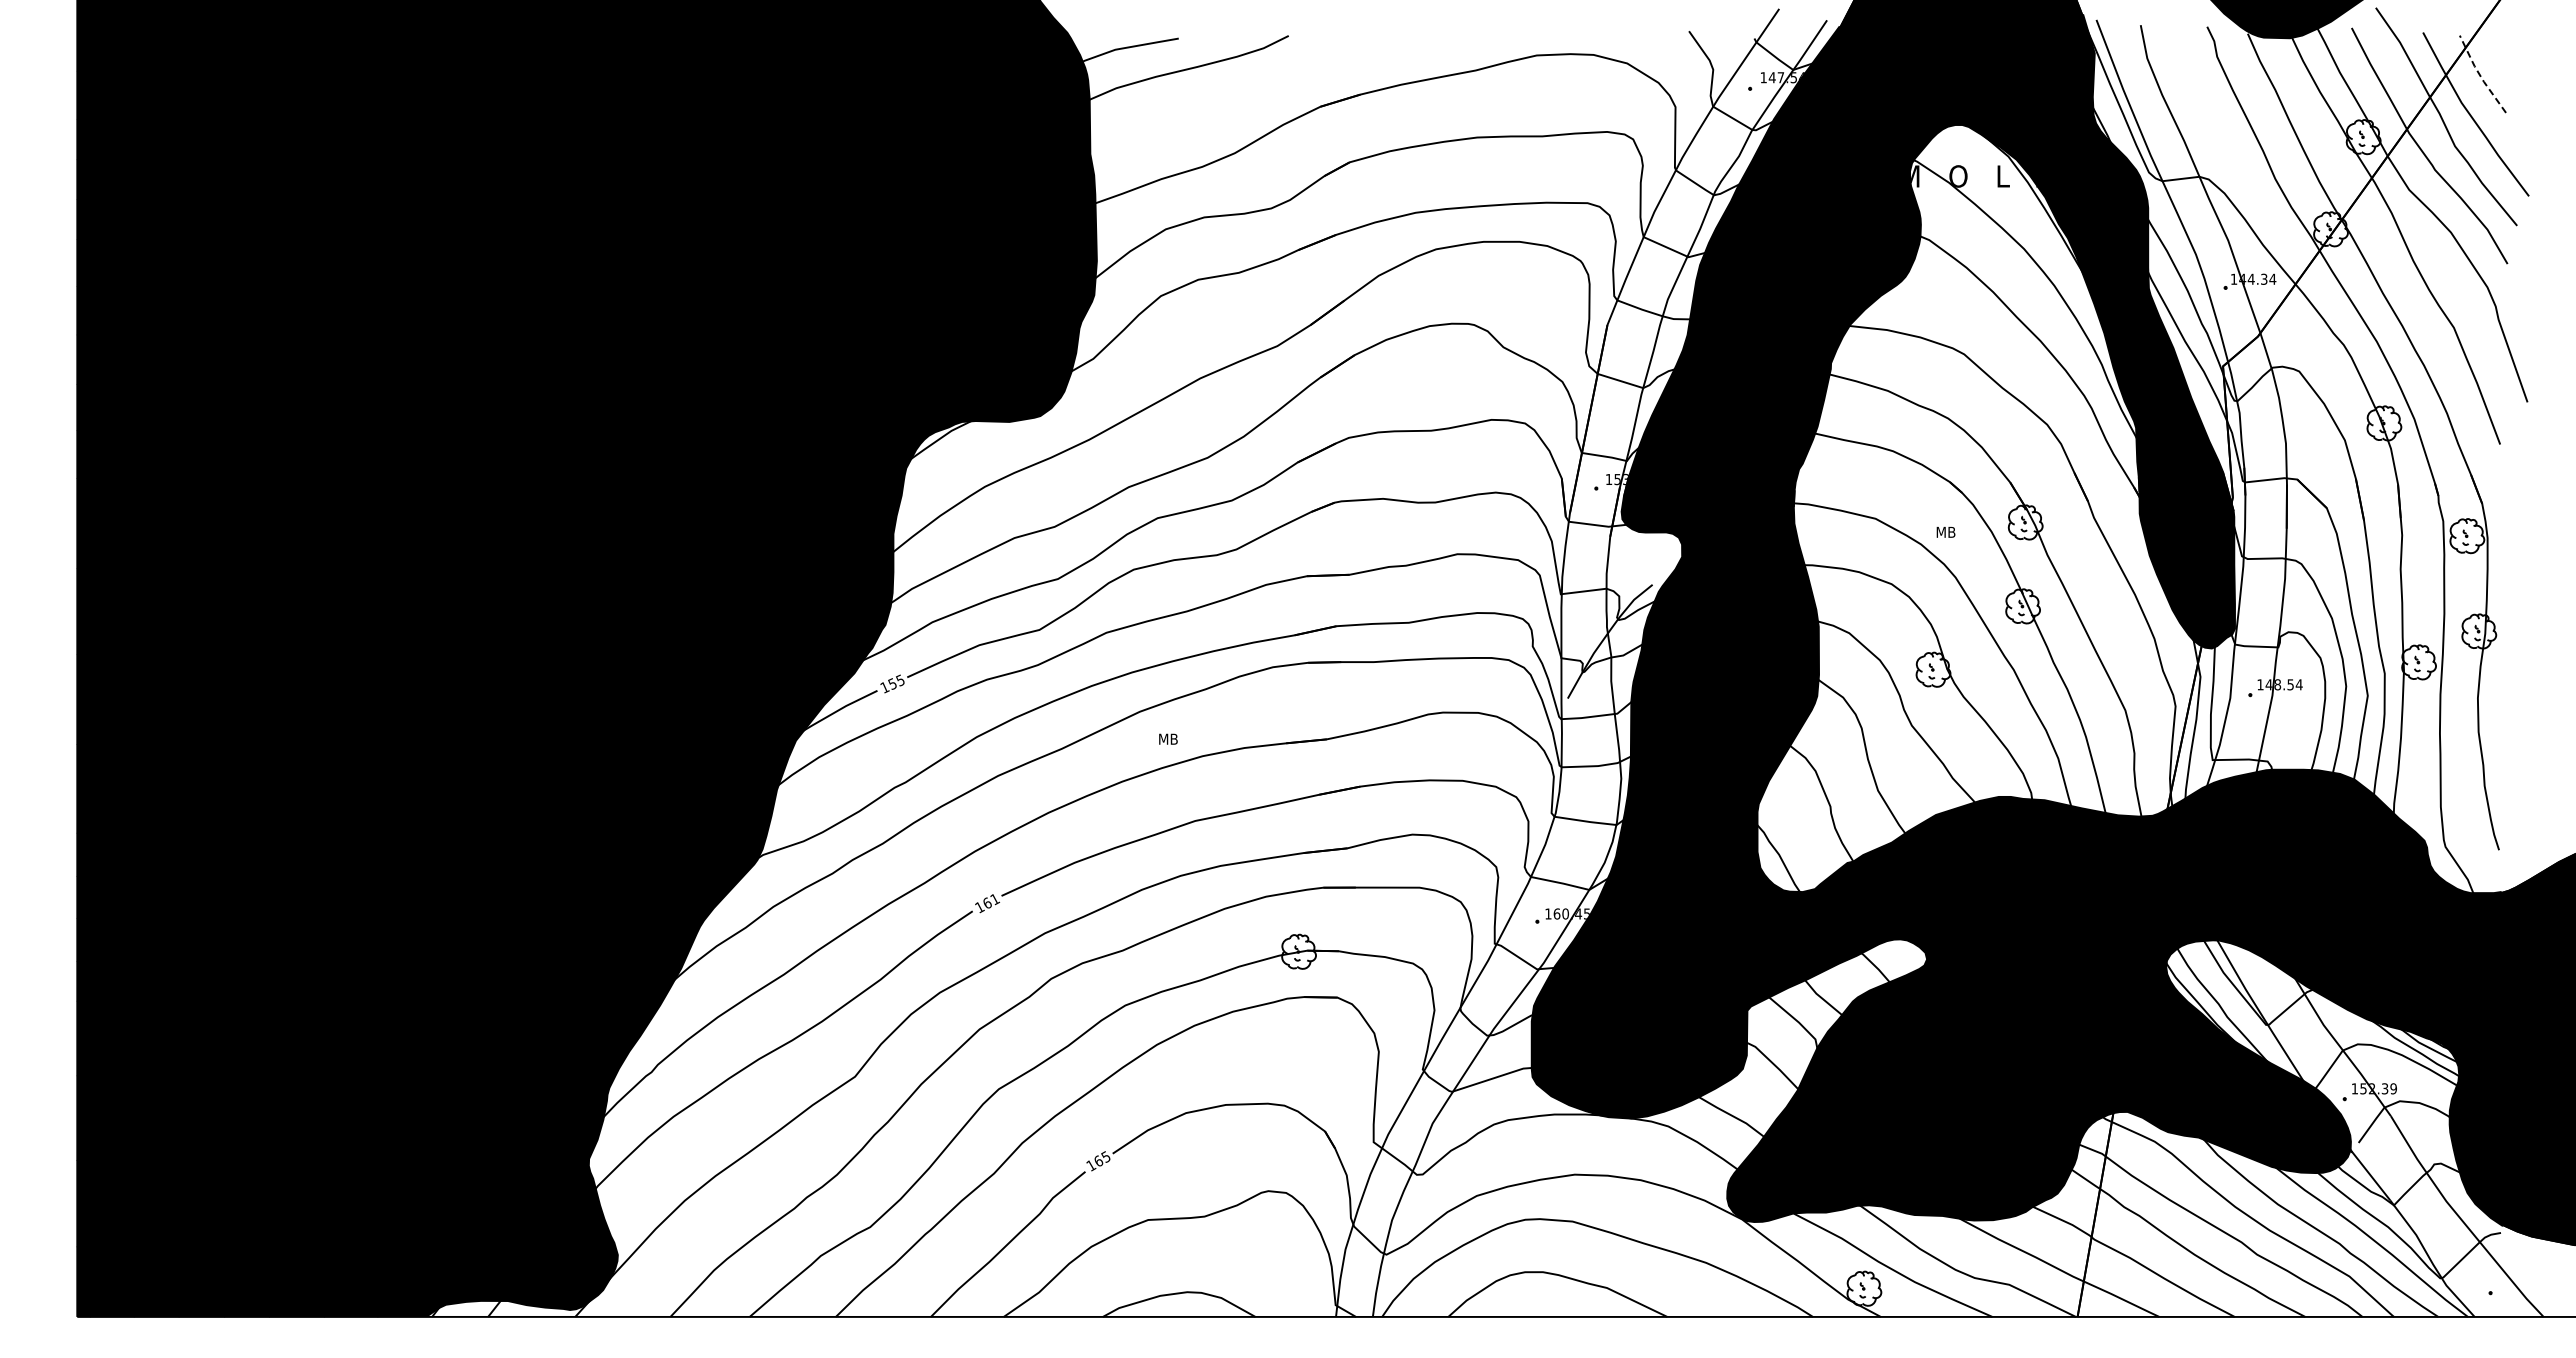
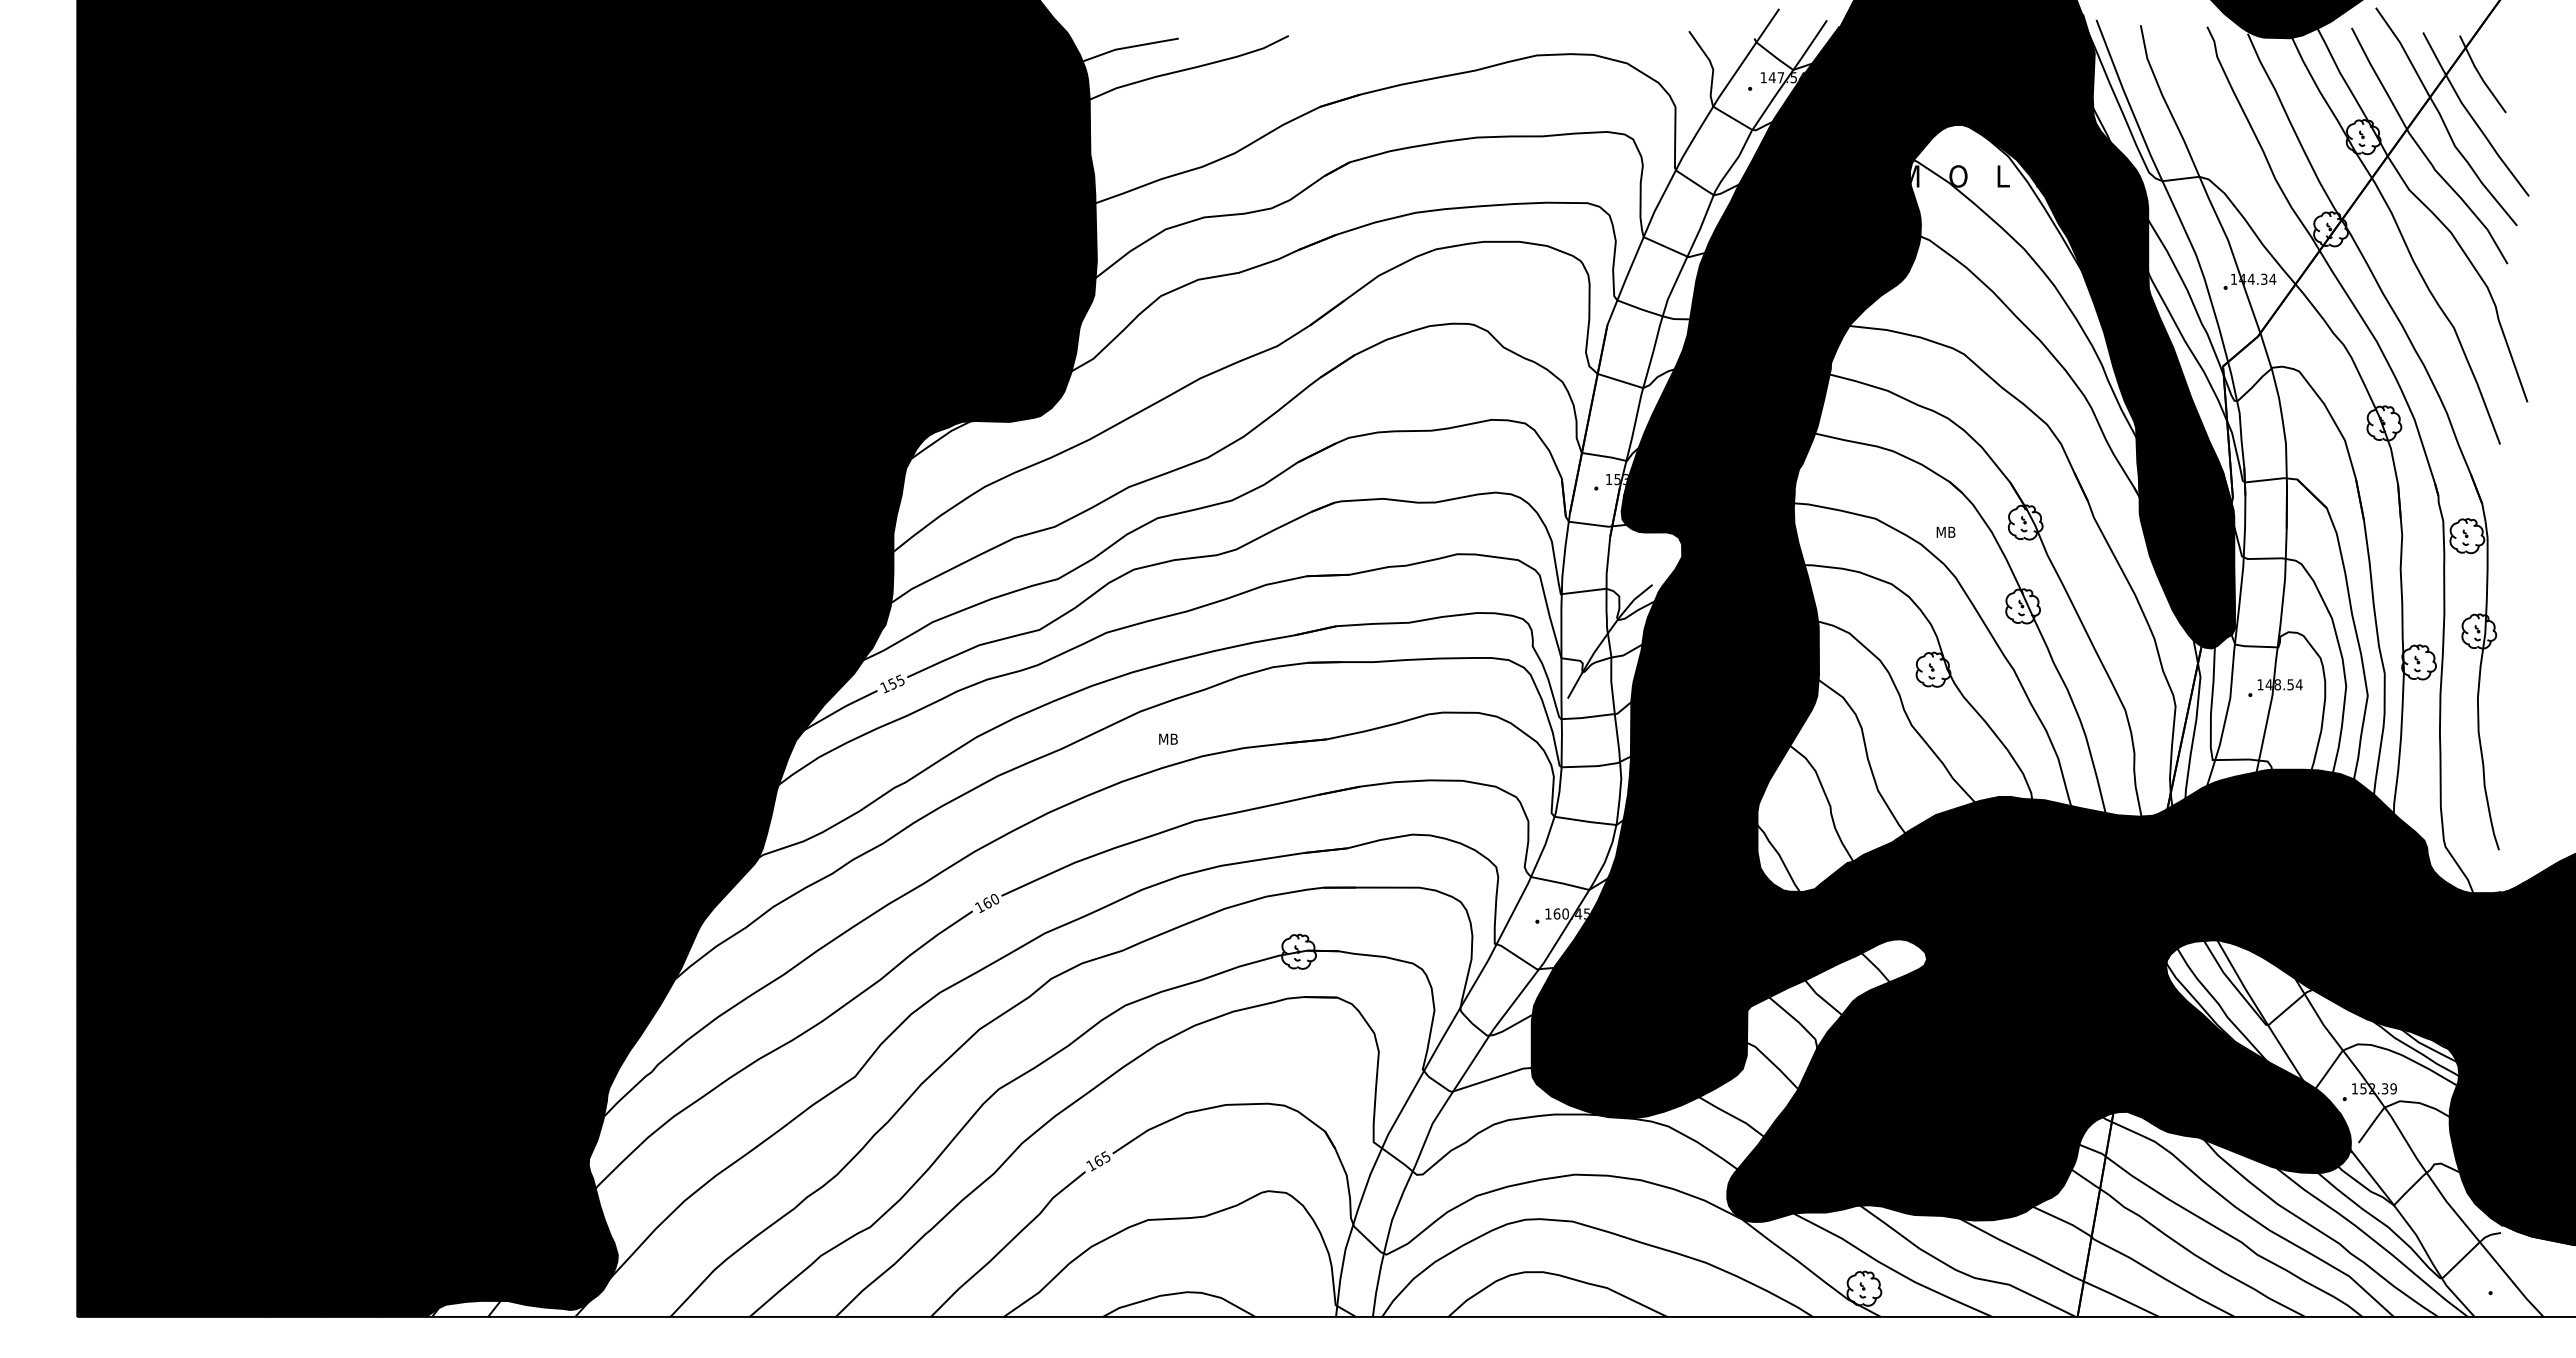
line: dashed -> solid (2480, 75)
text: 161 -> 160 (995, 899)
